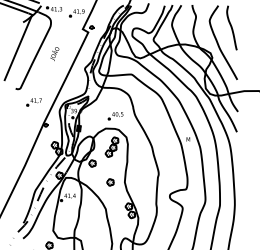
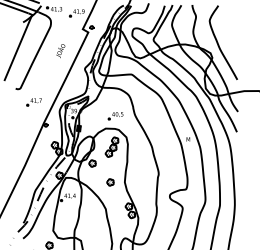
curve: present -> none (231, 27)
text position: (54, 54) -> (60, 51) (60, 51)
